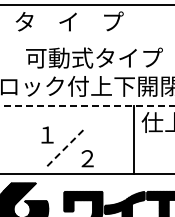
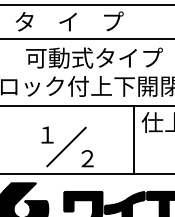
line: none -> present (86, 38)
line: dashed -> solid (87, 106)
line: dashed -> solid (66, 146)
